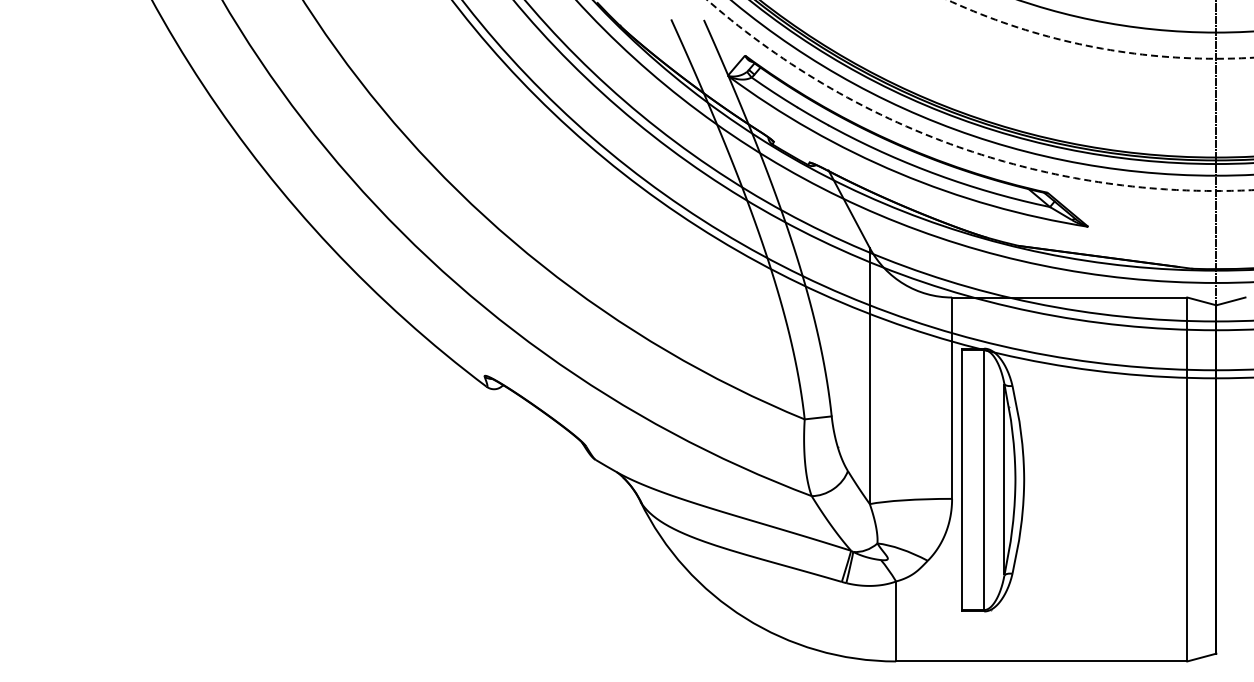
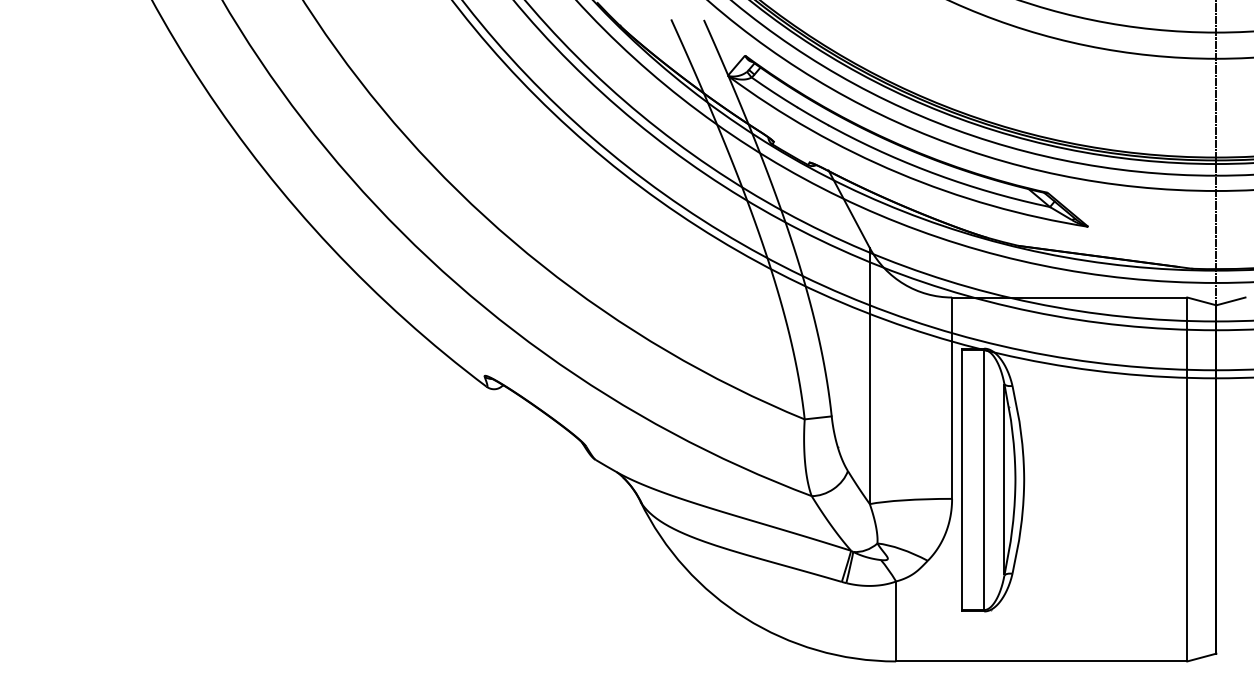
circle: dashed -> solid (1100, 29)
circle: dashed -> solid (980, 95)
